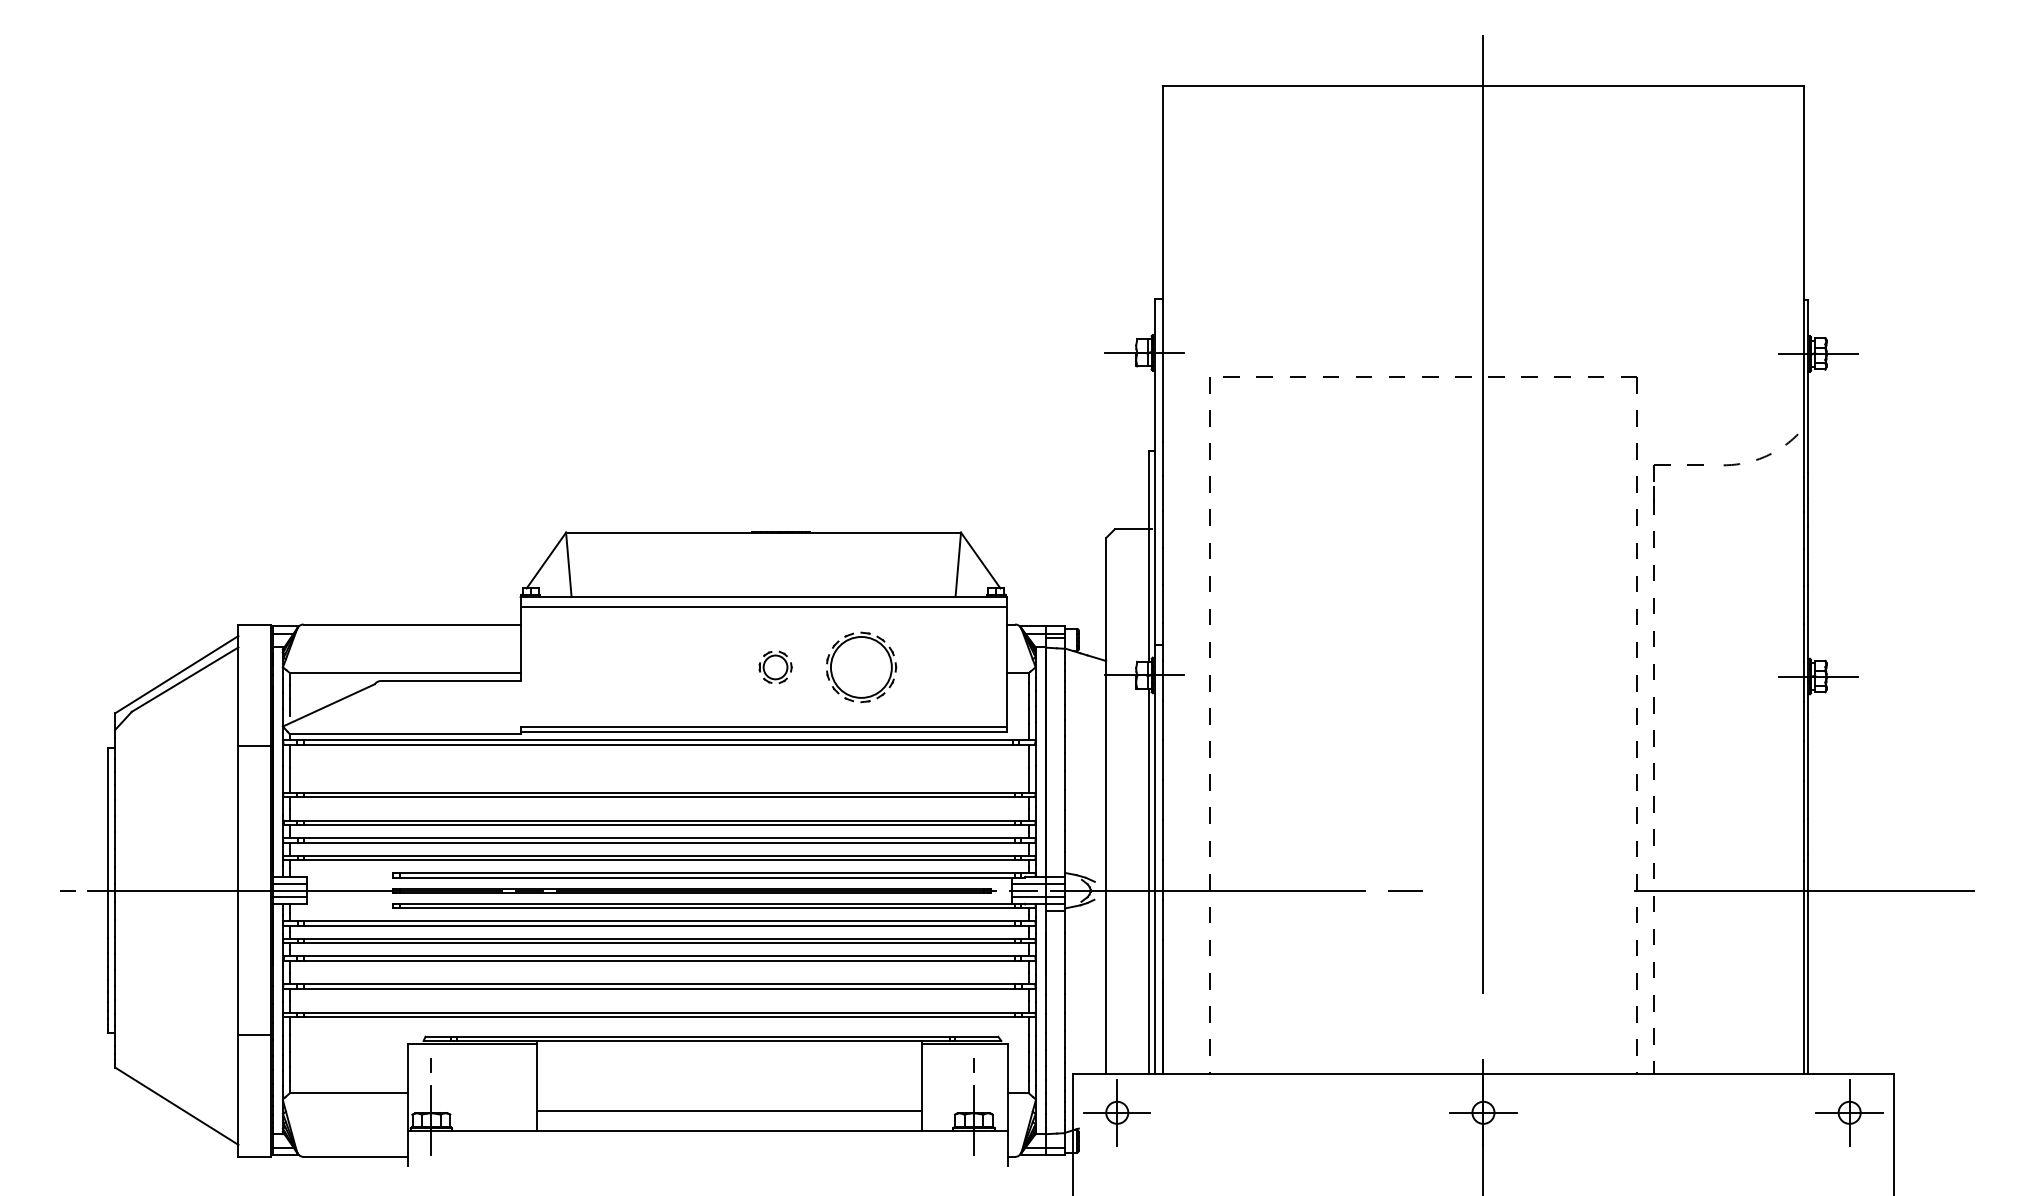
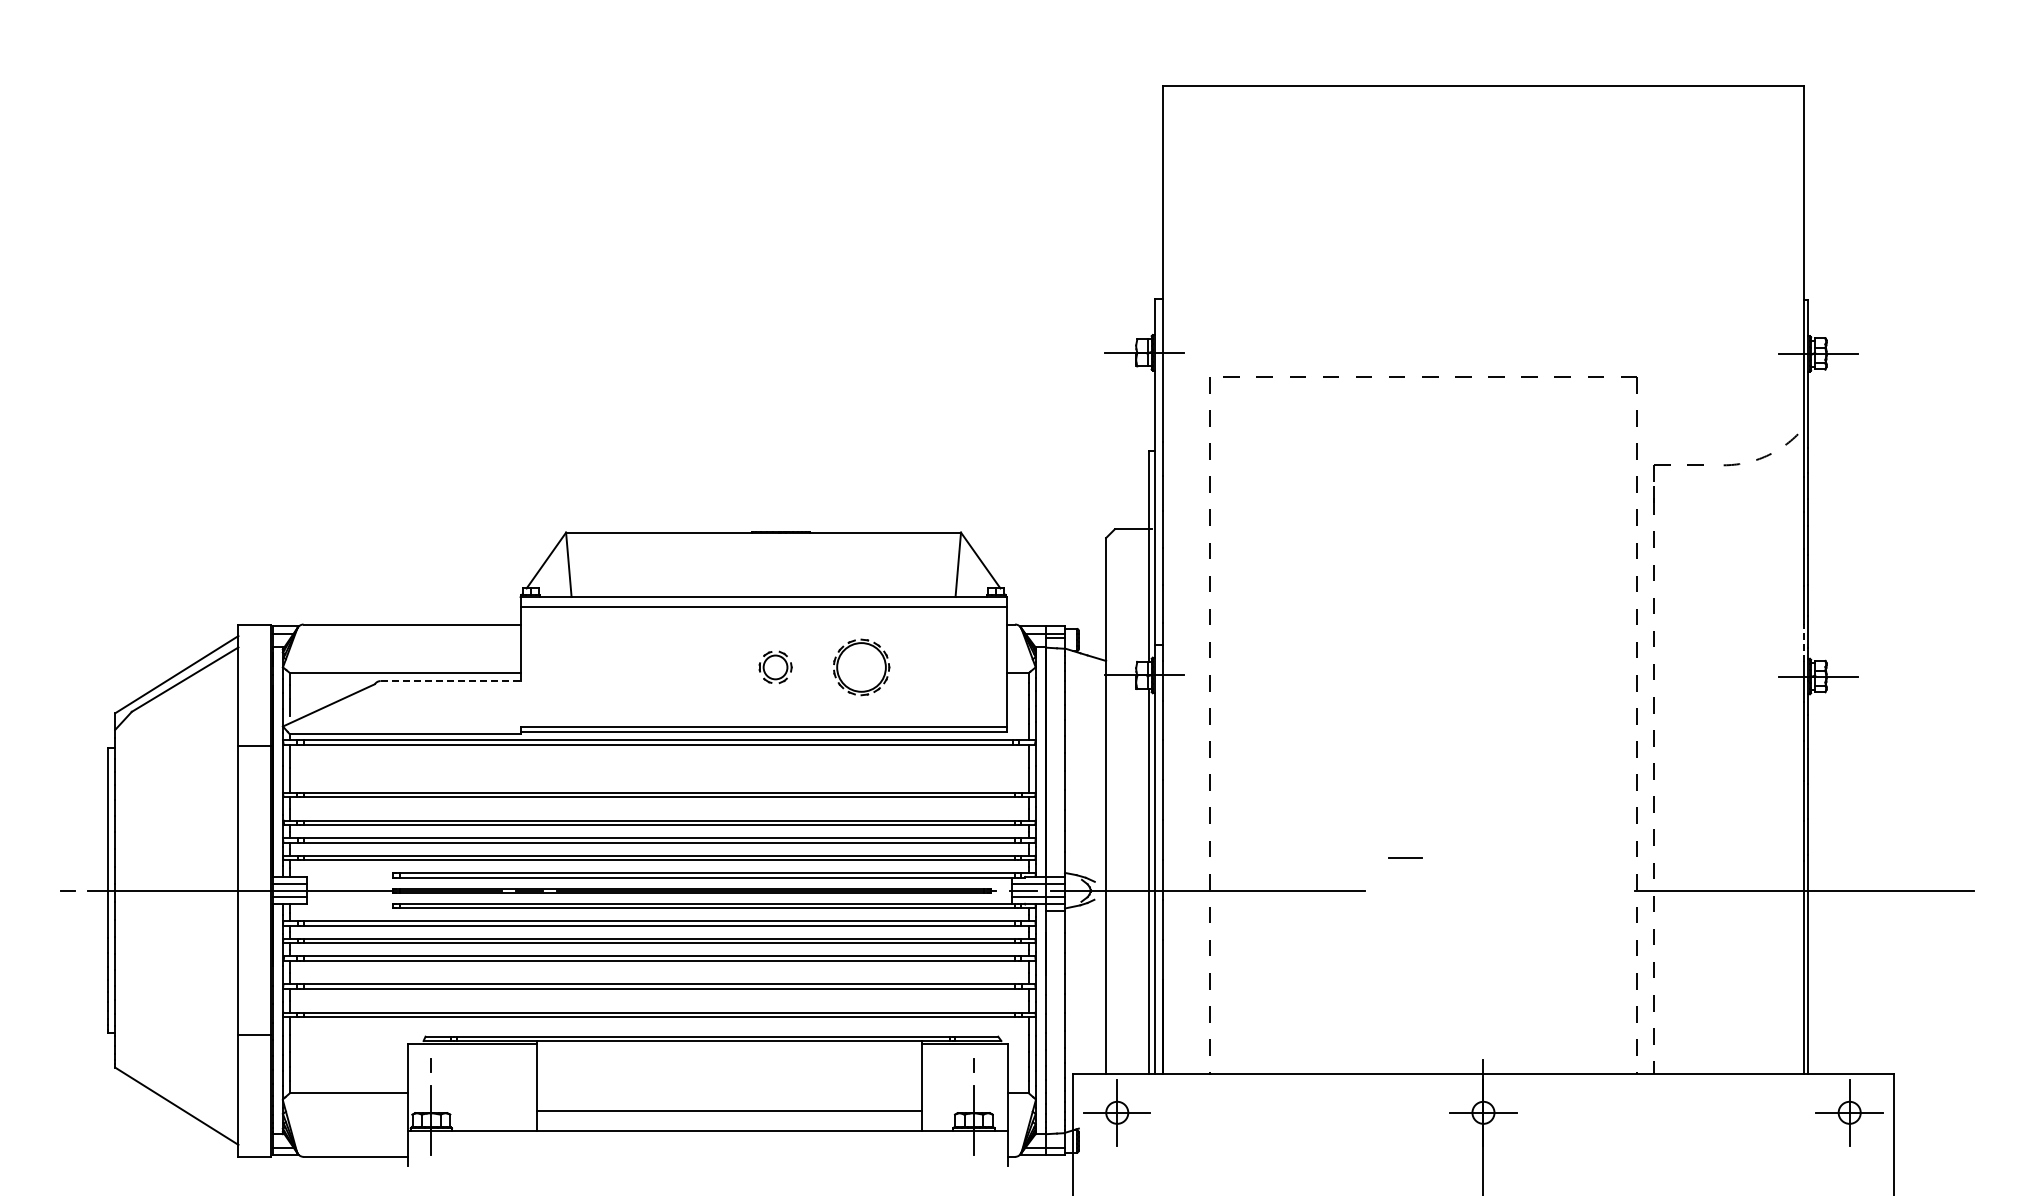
line: present -> none (1483, 514)
line: solid -> dashed (1803, 642)
part size: 72x73 px -> 58x59 px (861, 667)
line: solid -> dashed (450, 681)
line position: (1405, 890) -> (1405, 857) (1405, 857)
